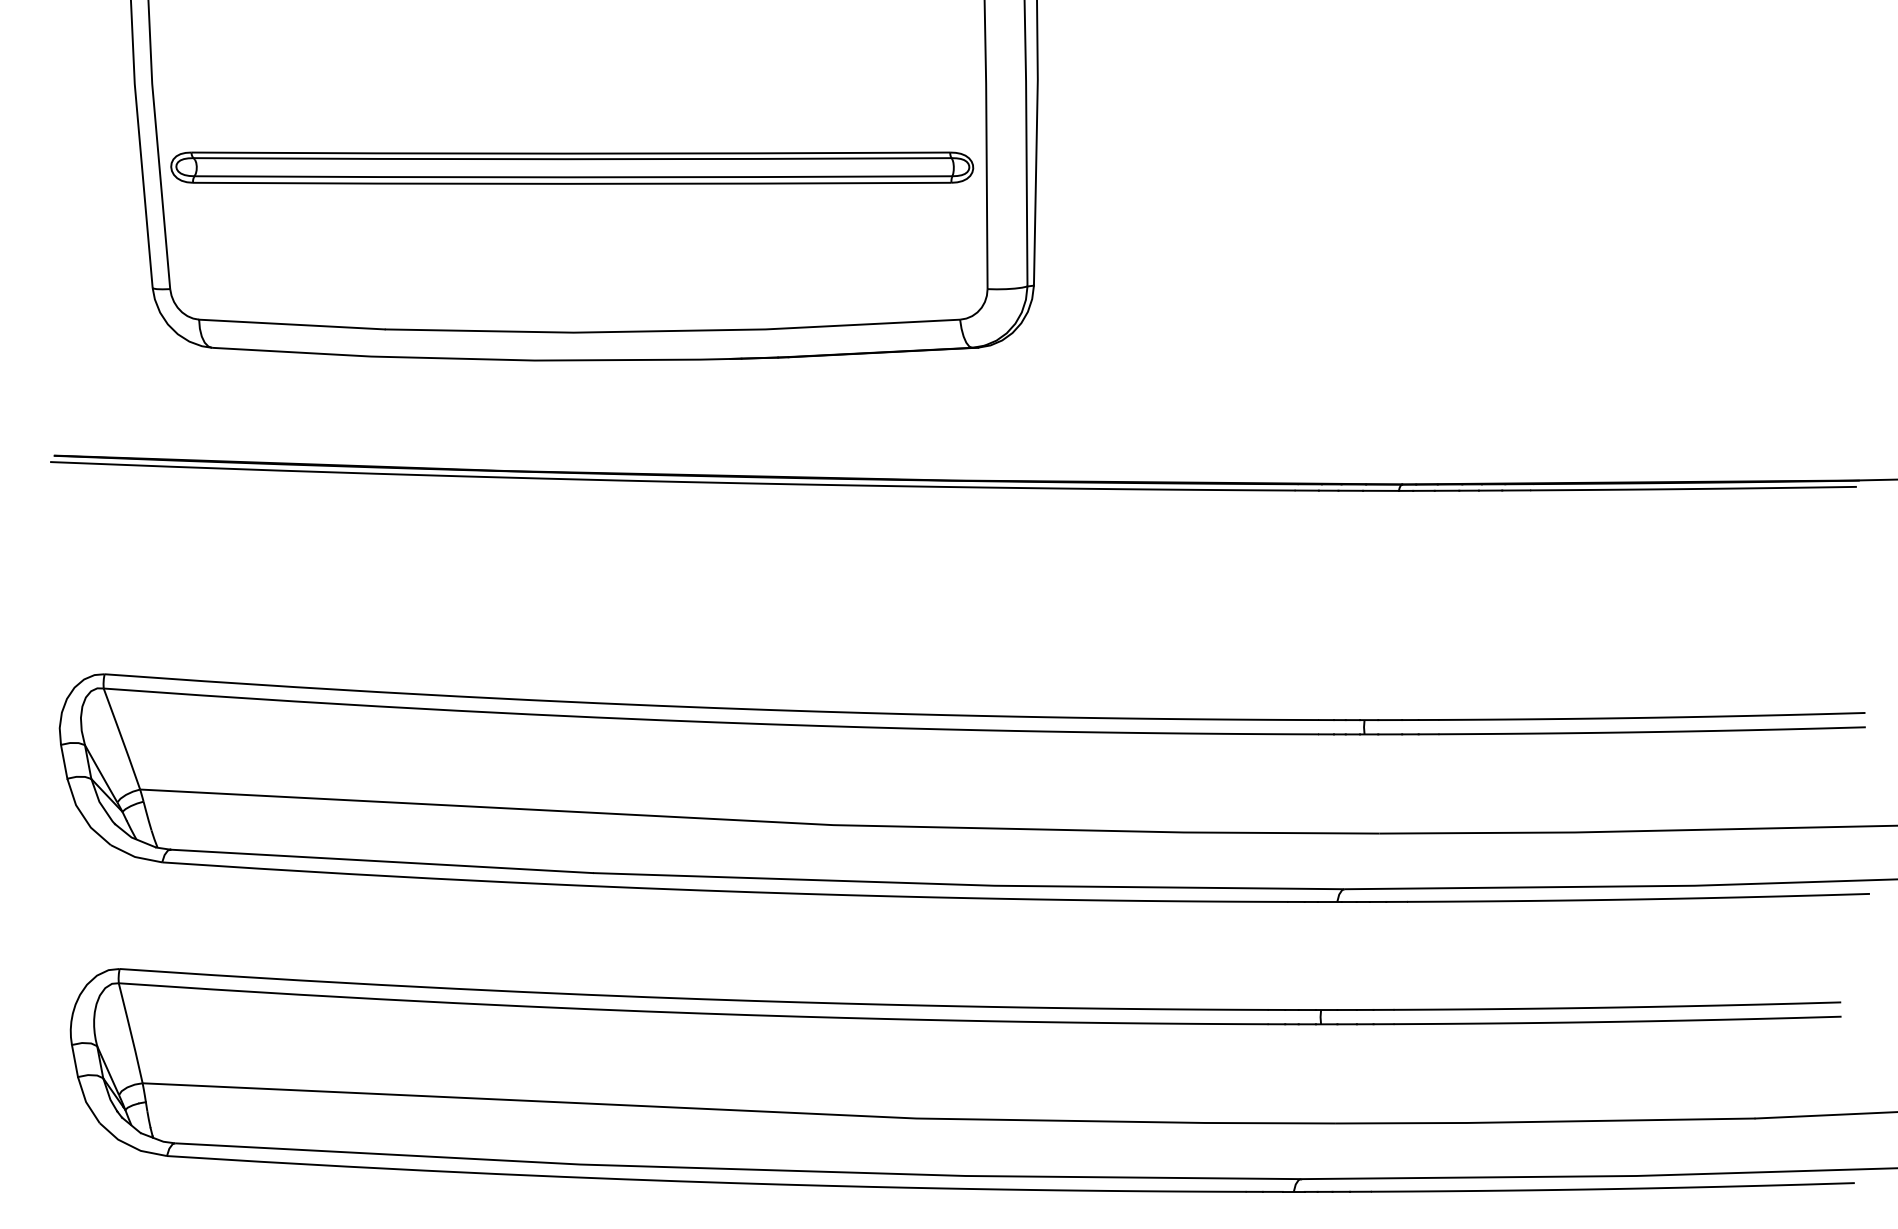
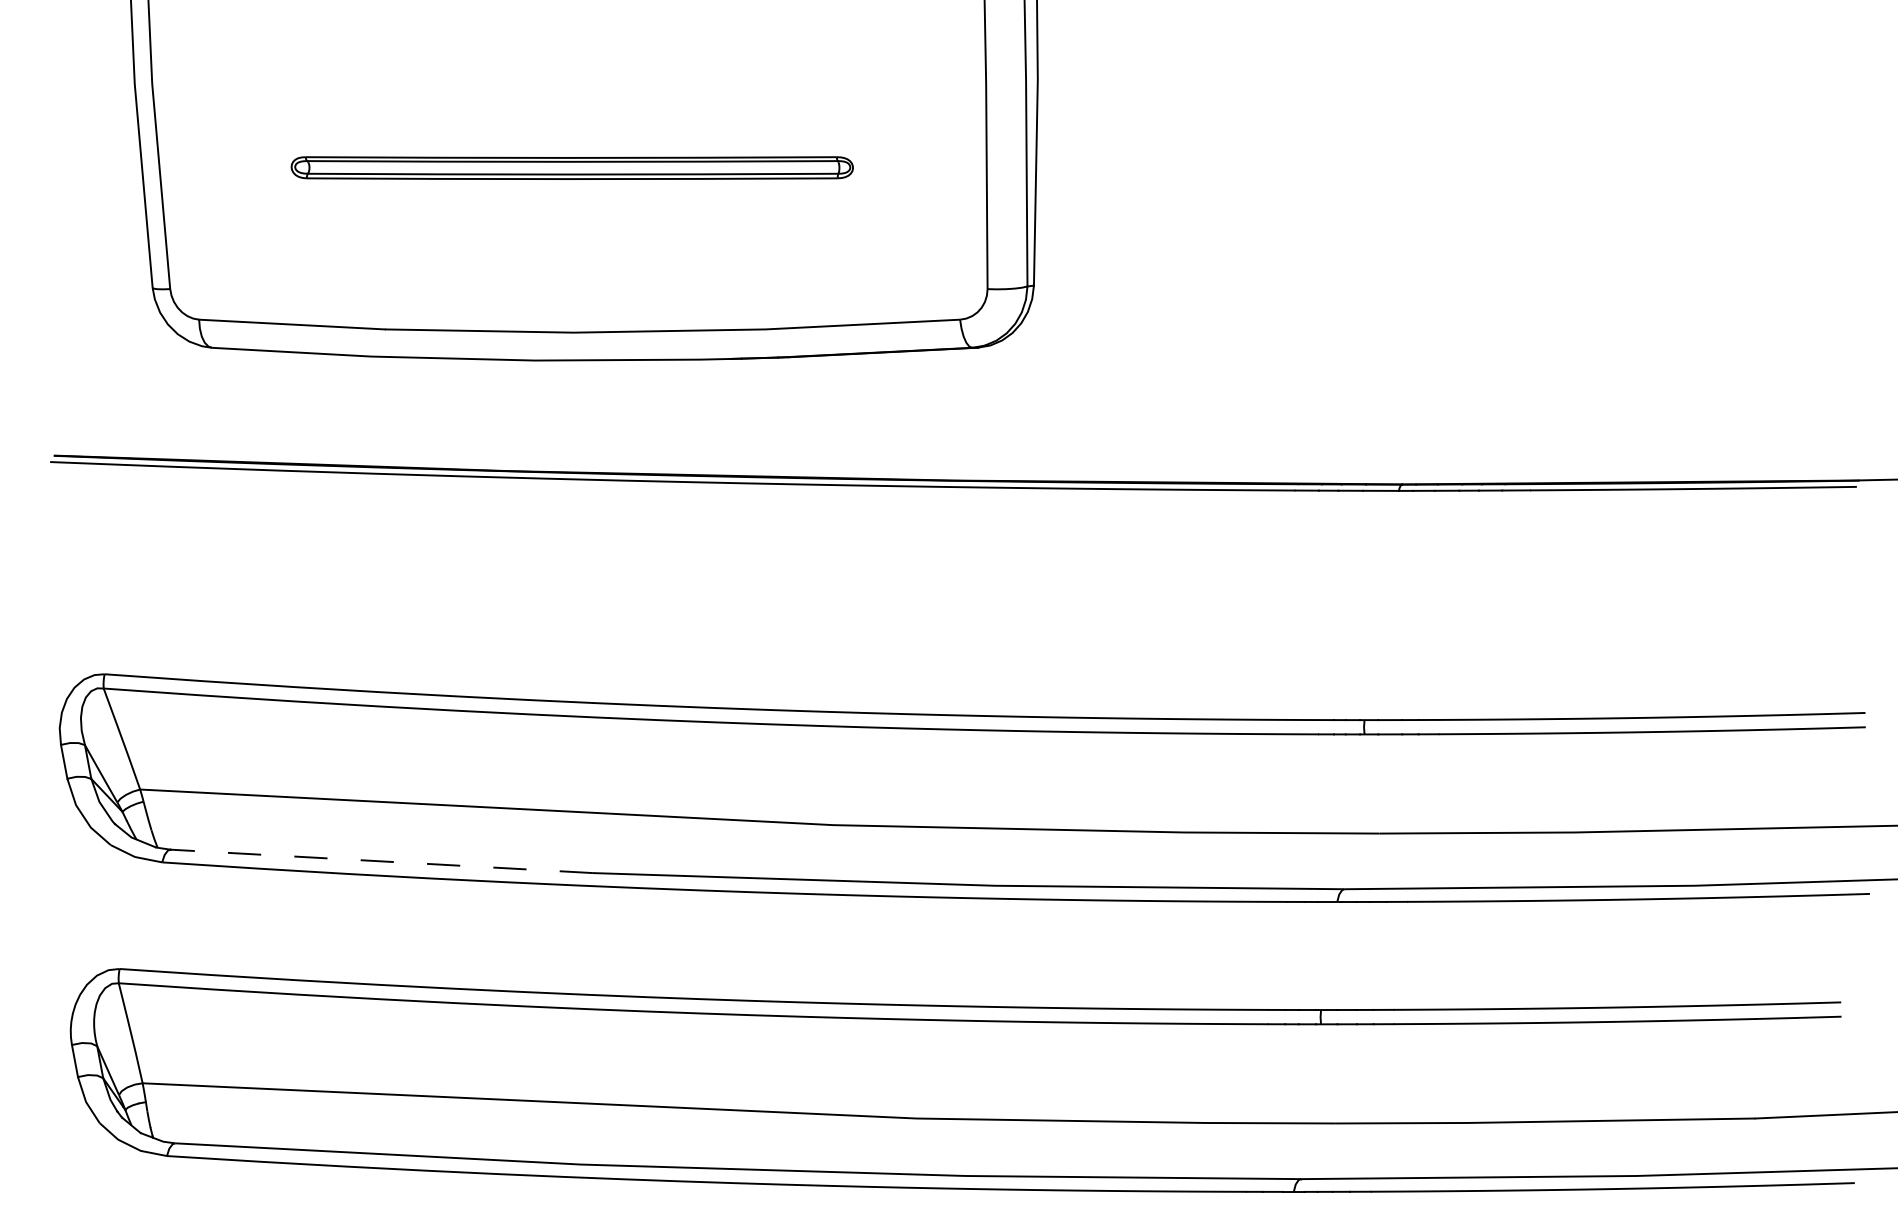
part size: 805x34 px -> 564x24 px (571, 167)
line: solid -> dashed (381, 861)
